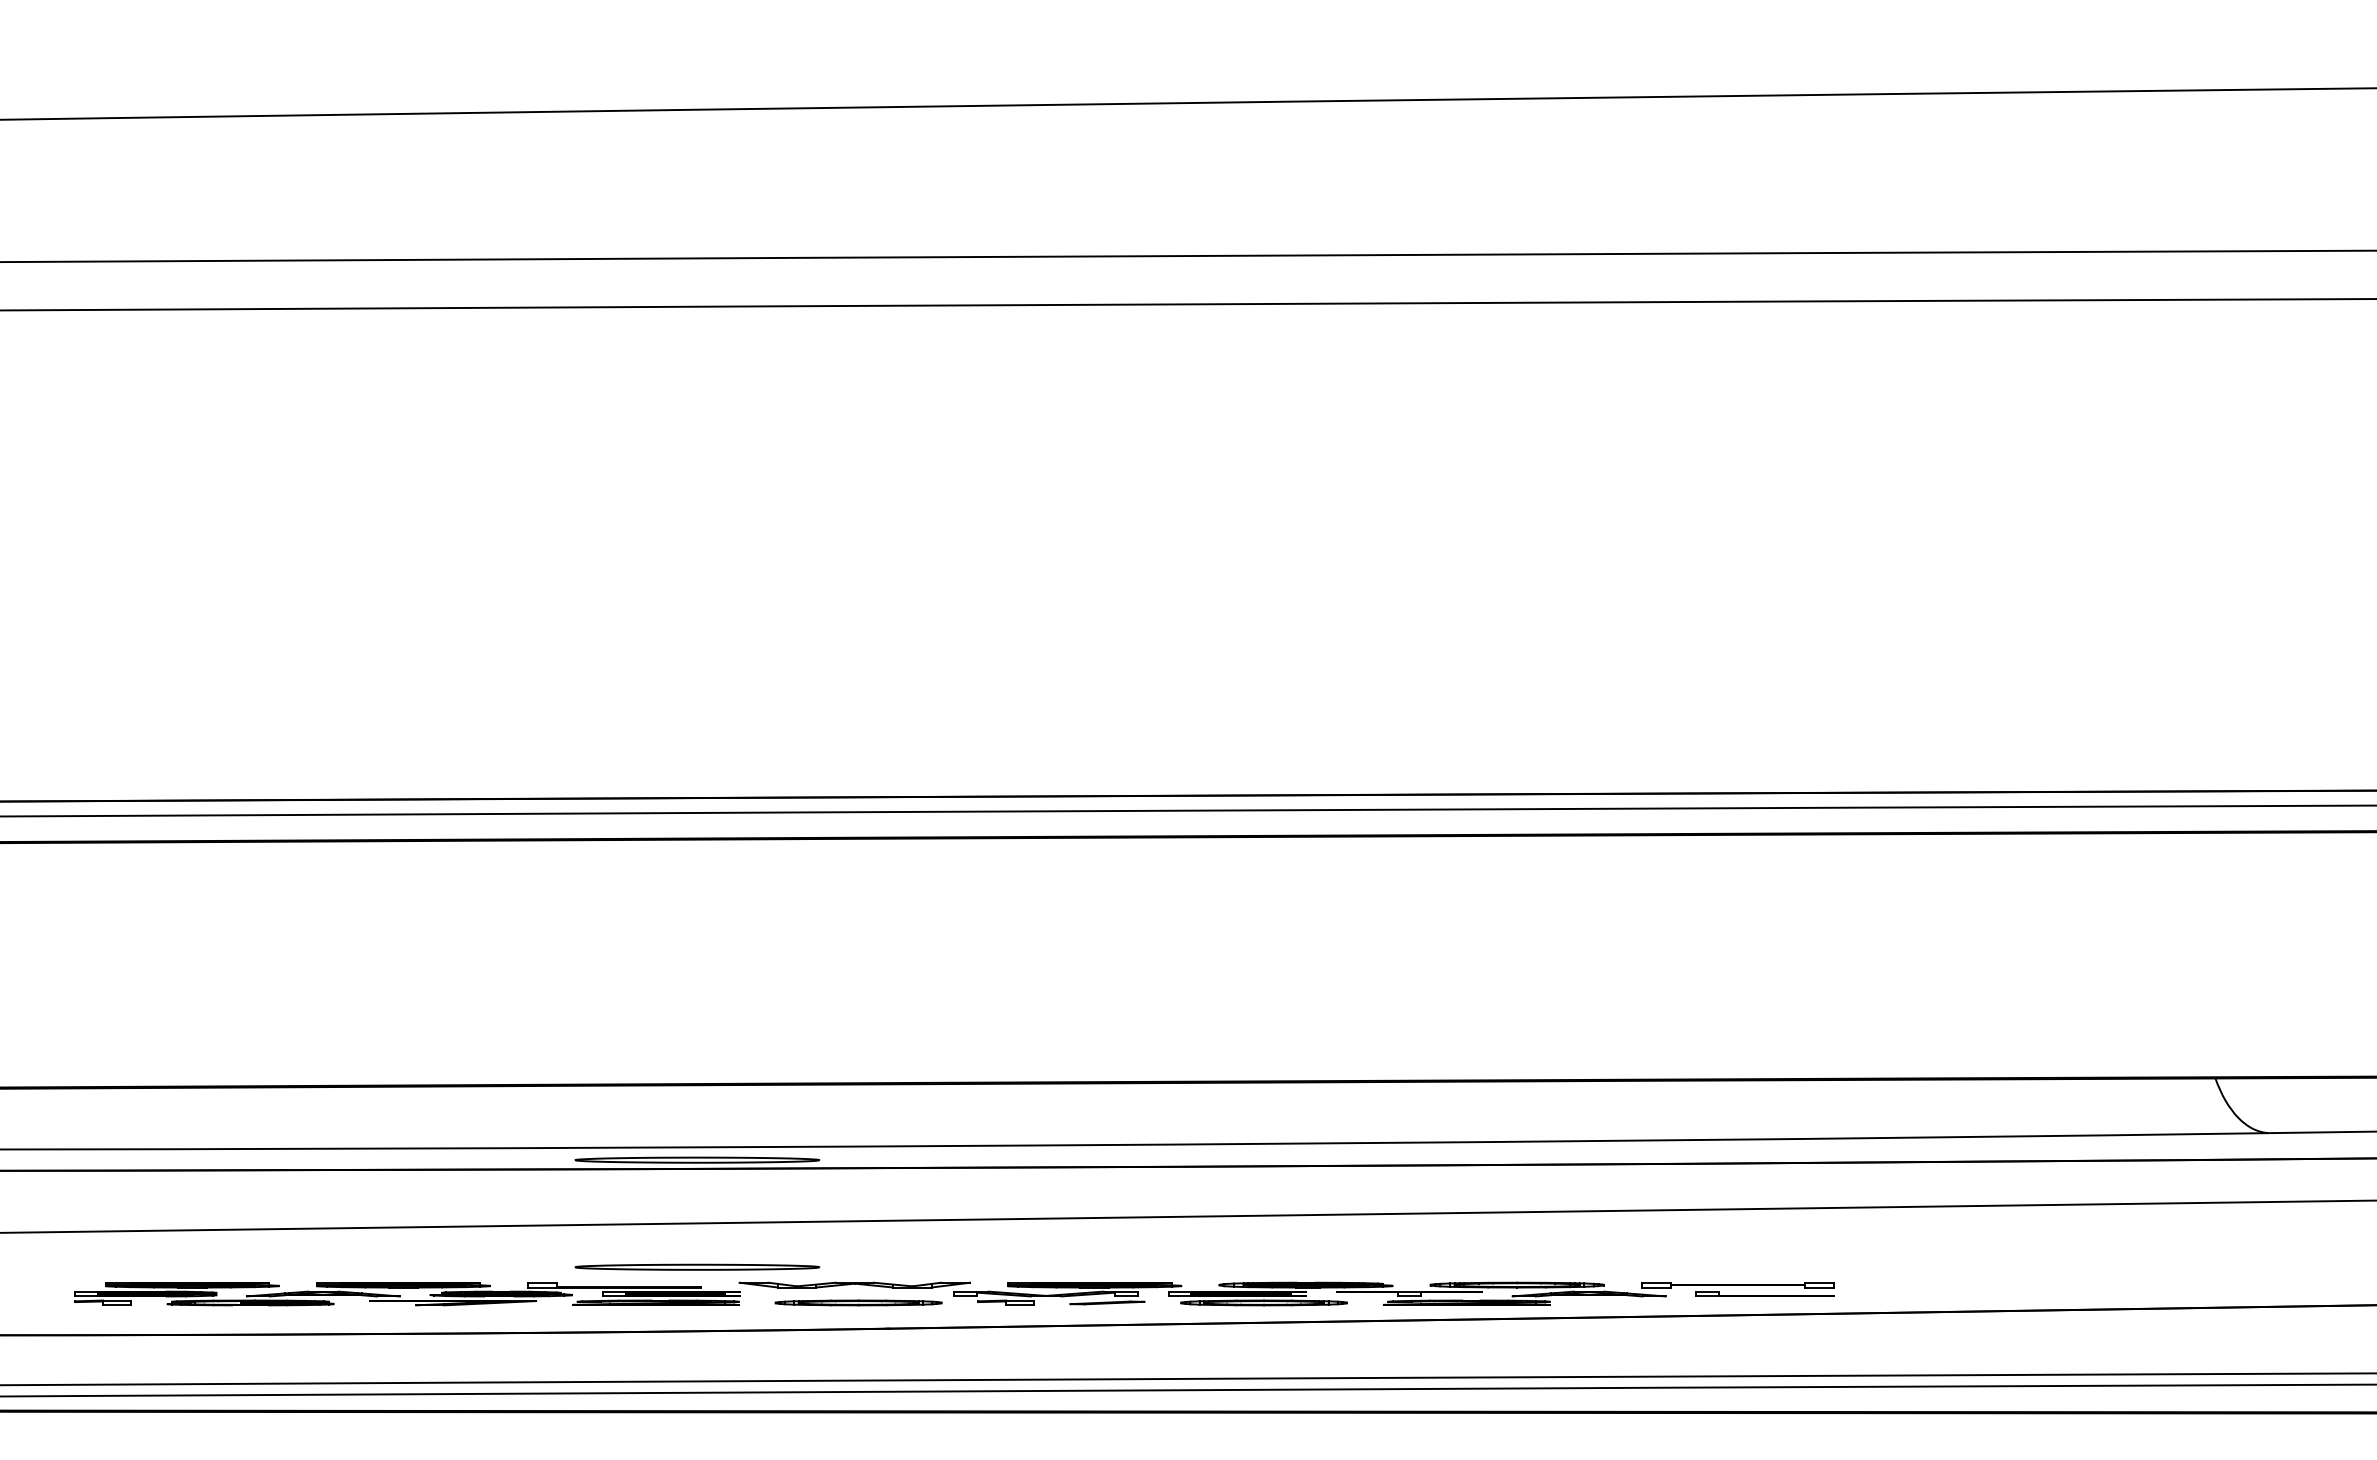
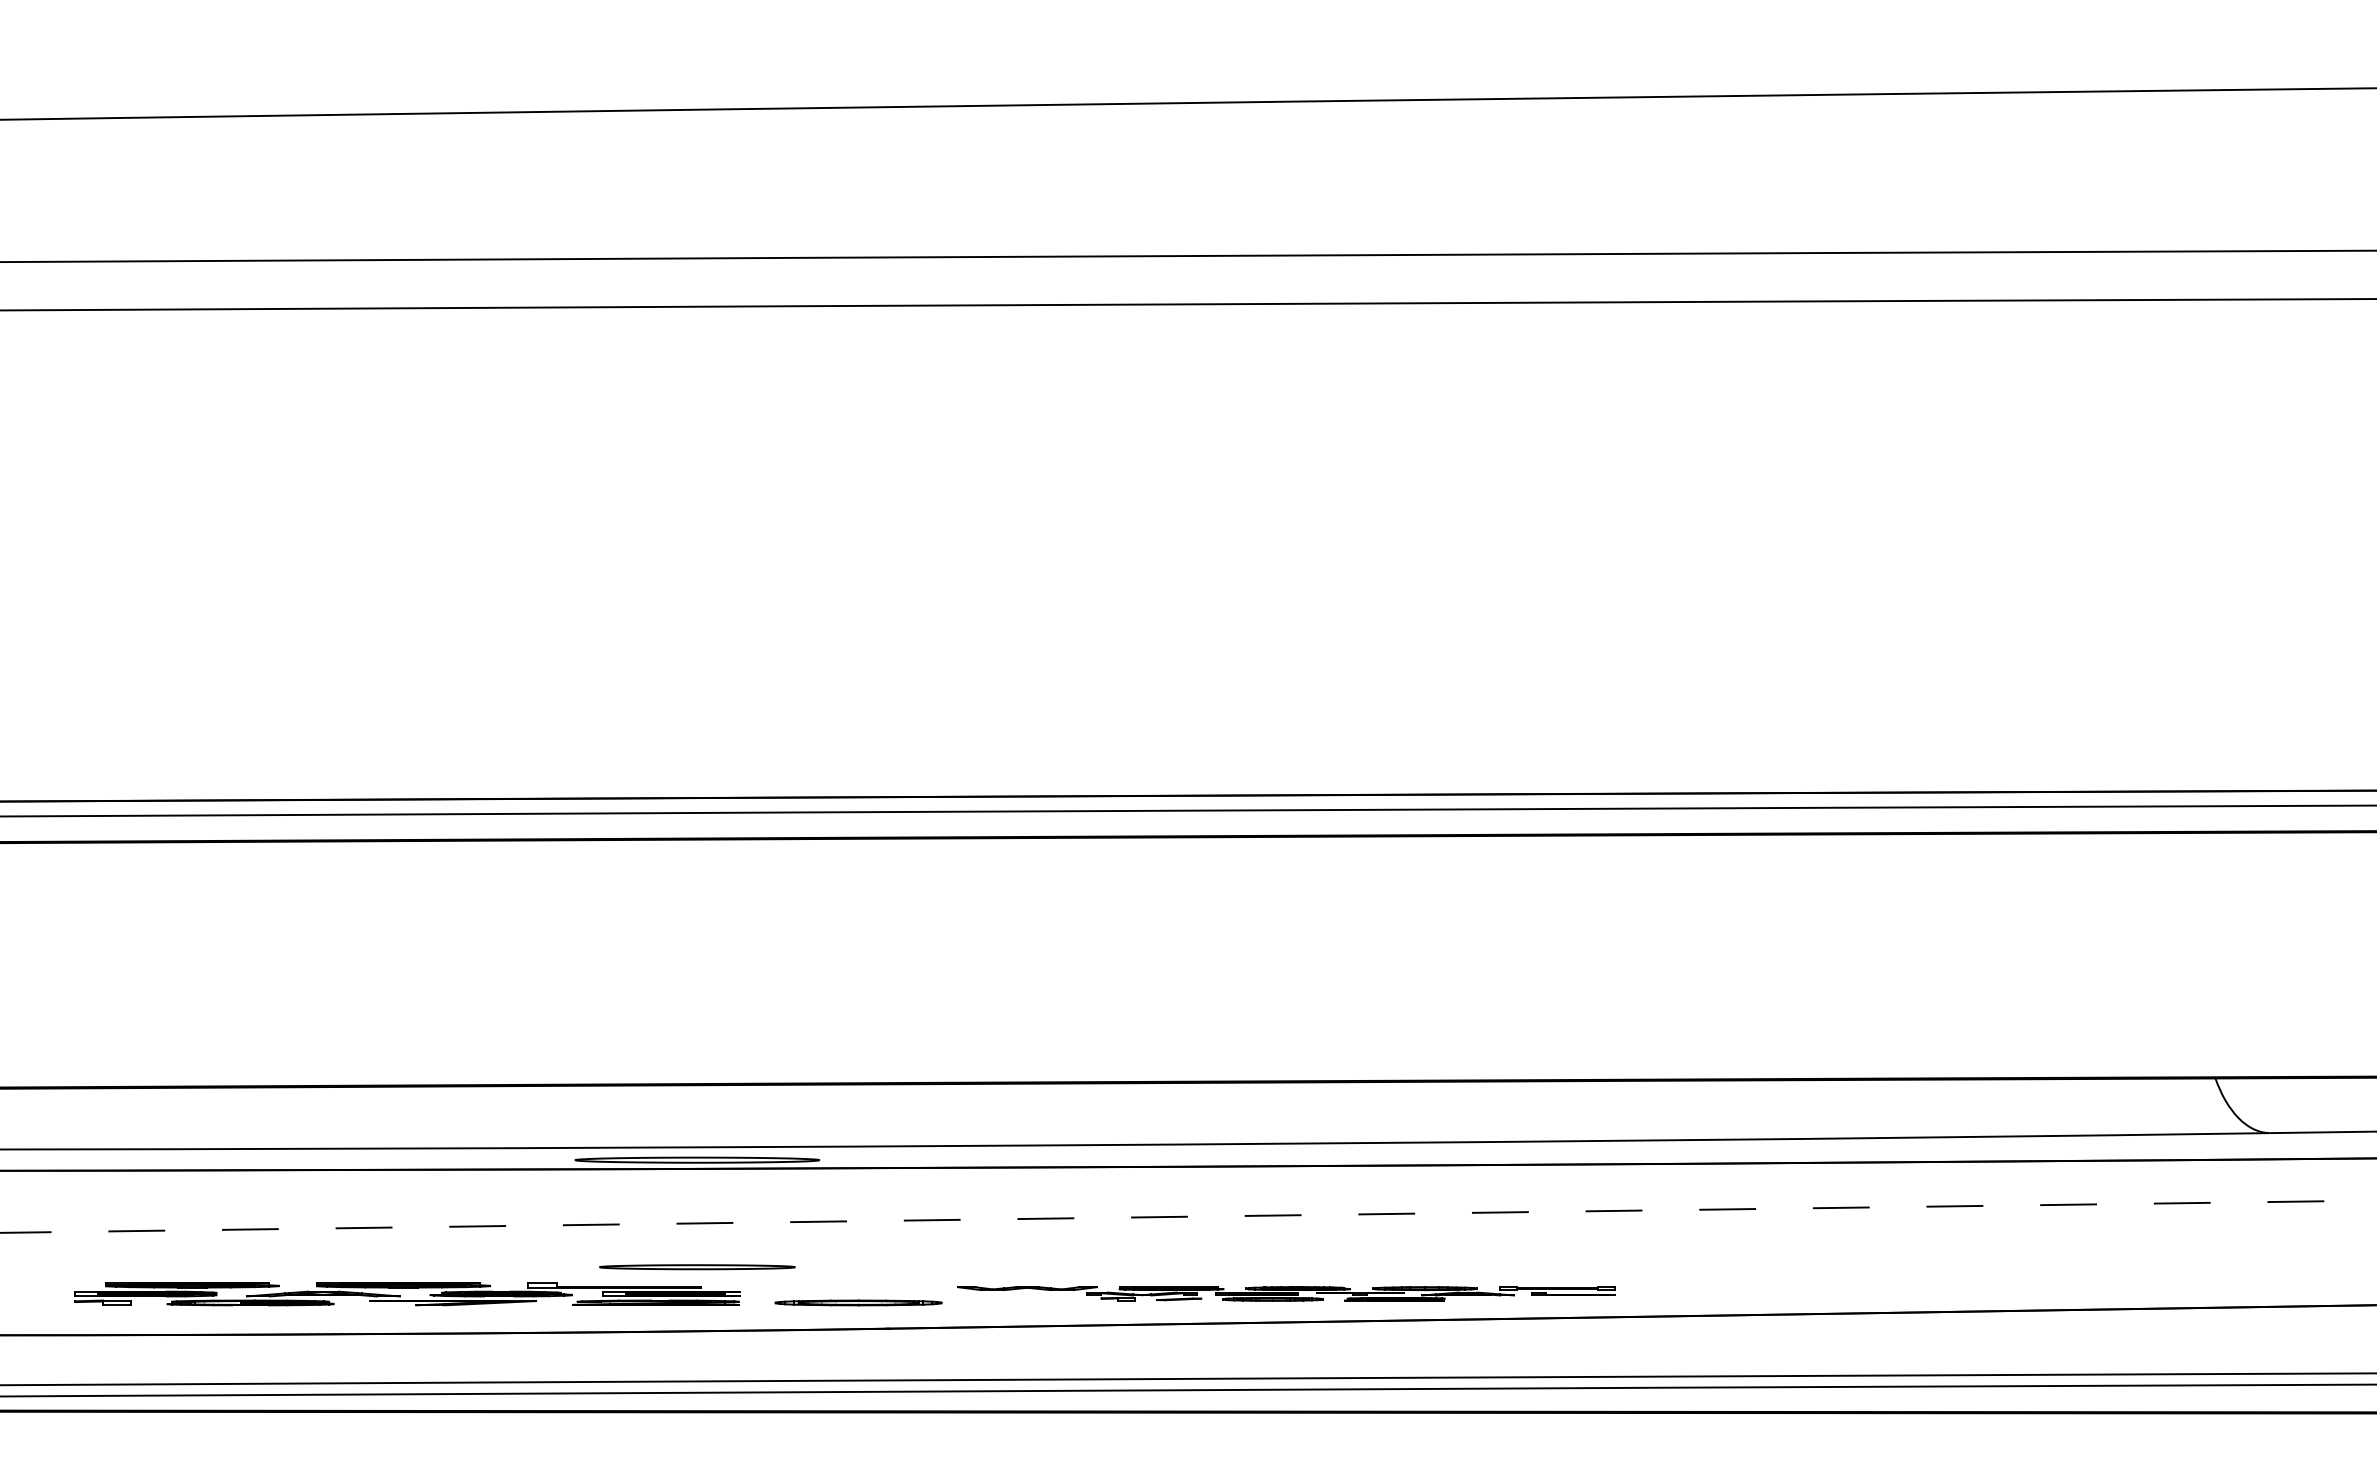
line: solid -> dashed (1188, 1216)
part size: 247x8 px -> 197x7 px (697, 1267)
part size: 1097x26 px -> 659x16 px (1286, 1293)
